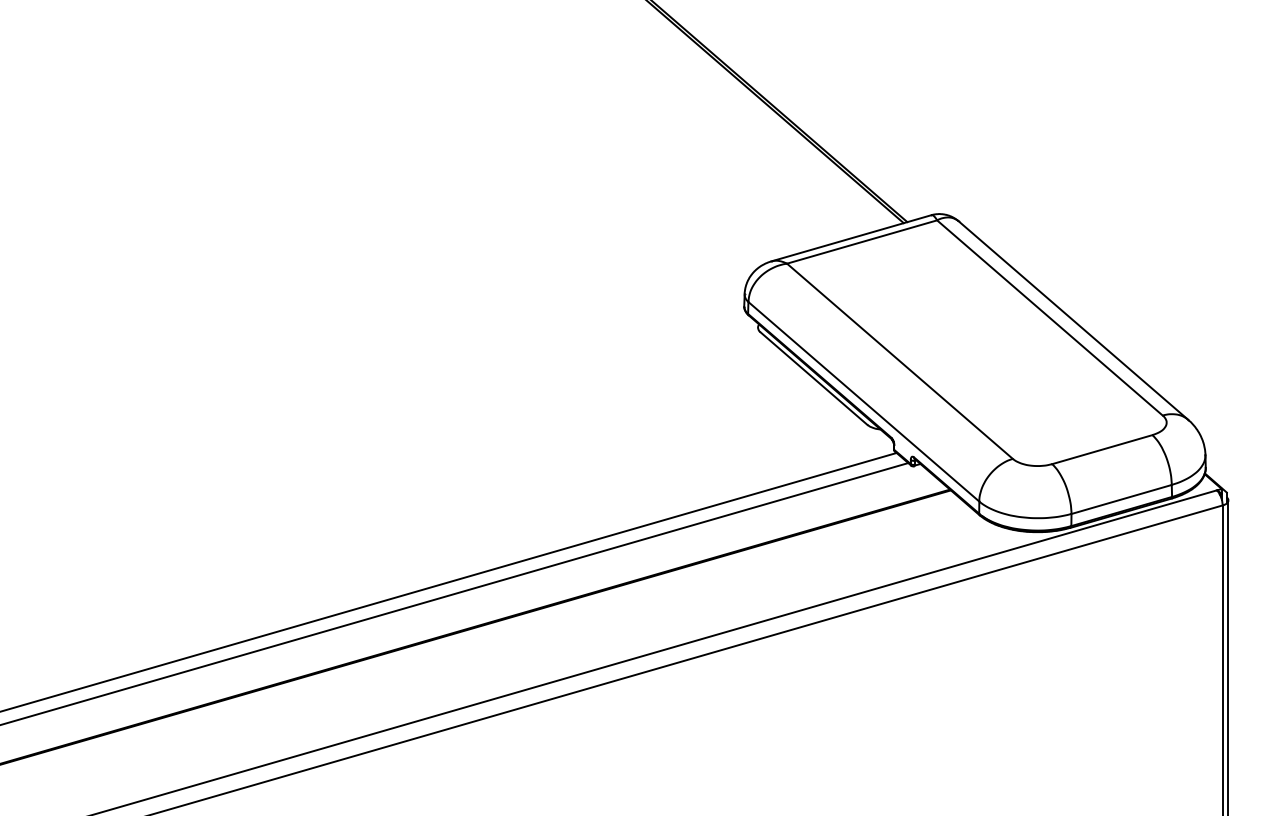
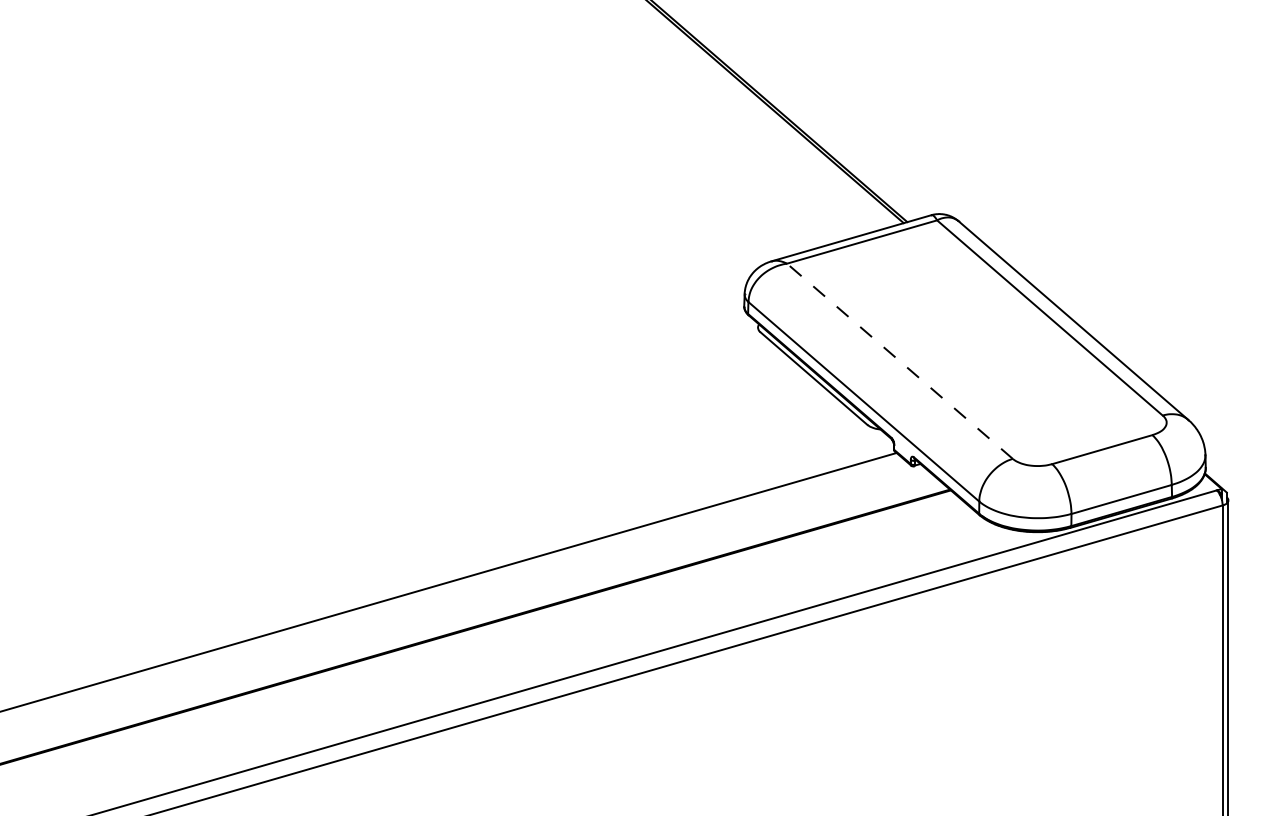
line: solid -> dashed (899, 360)
line: present -> none (455, 593)
